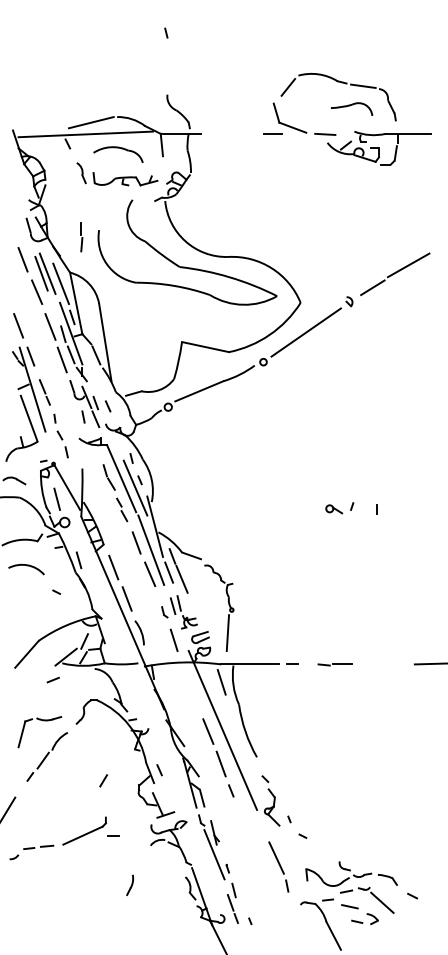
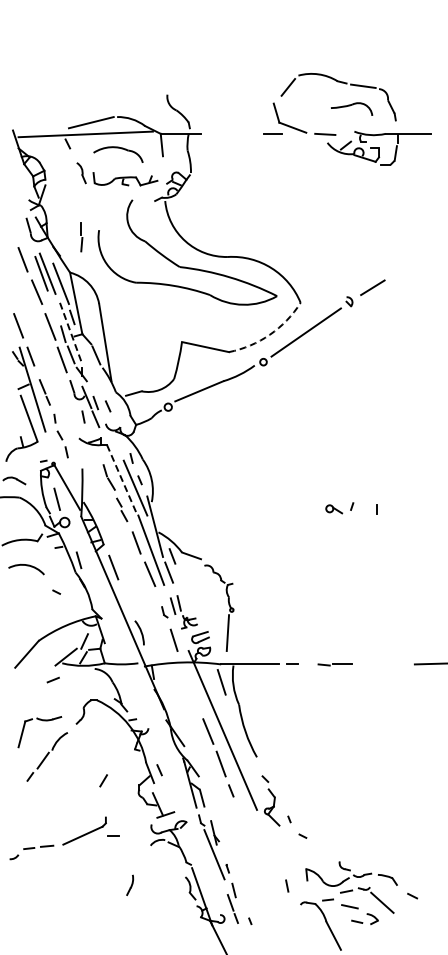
line: present -> none (166, 32)
line: present -> none (408, 265)
line: solid -> dashed (71, 333)
arc: solid -> dashed (269, 334)
line: solid -> dashed (121, 478)
line: present -> none (181, 578)
line: present -> none (126, 598)
line: present -> none (8, 808)
line: present -> none (276, 857)
